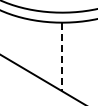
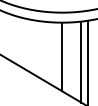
line: dashed -> solid (62, 57)
line: none -> present (81, 61)
line: none -> present (88, 61)
